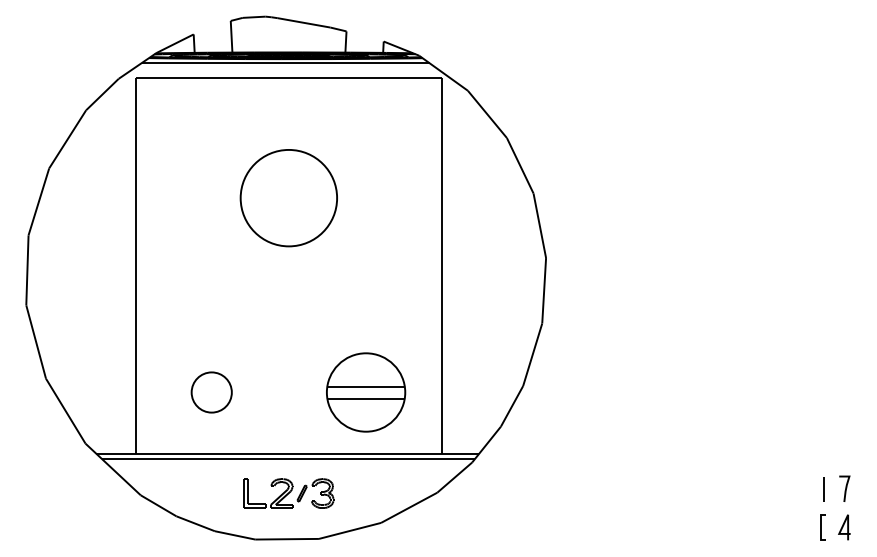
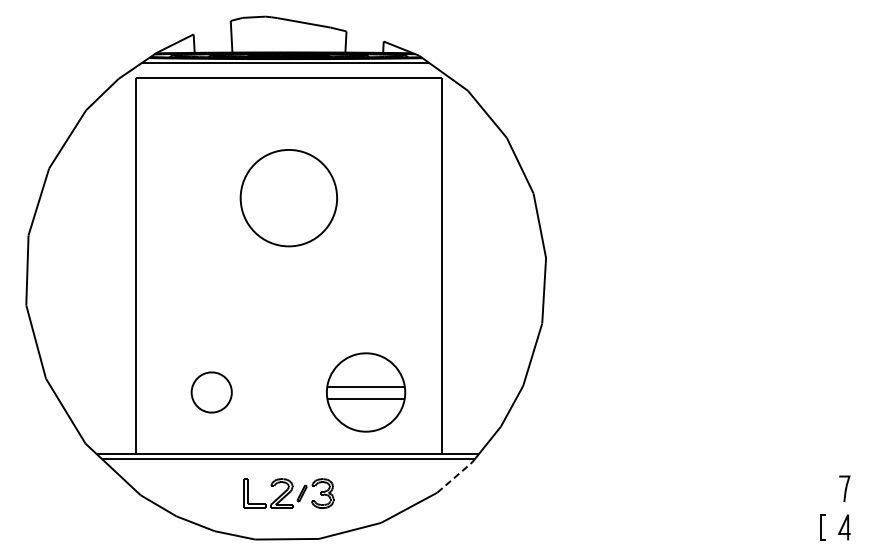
line: solid -> dashed (455, 477)
line: present -> none (823, 489)
